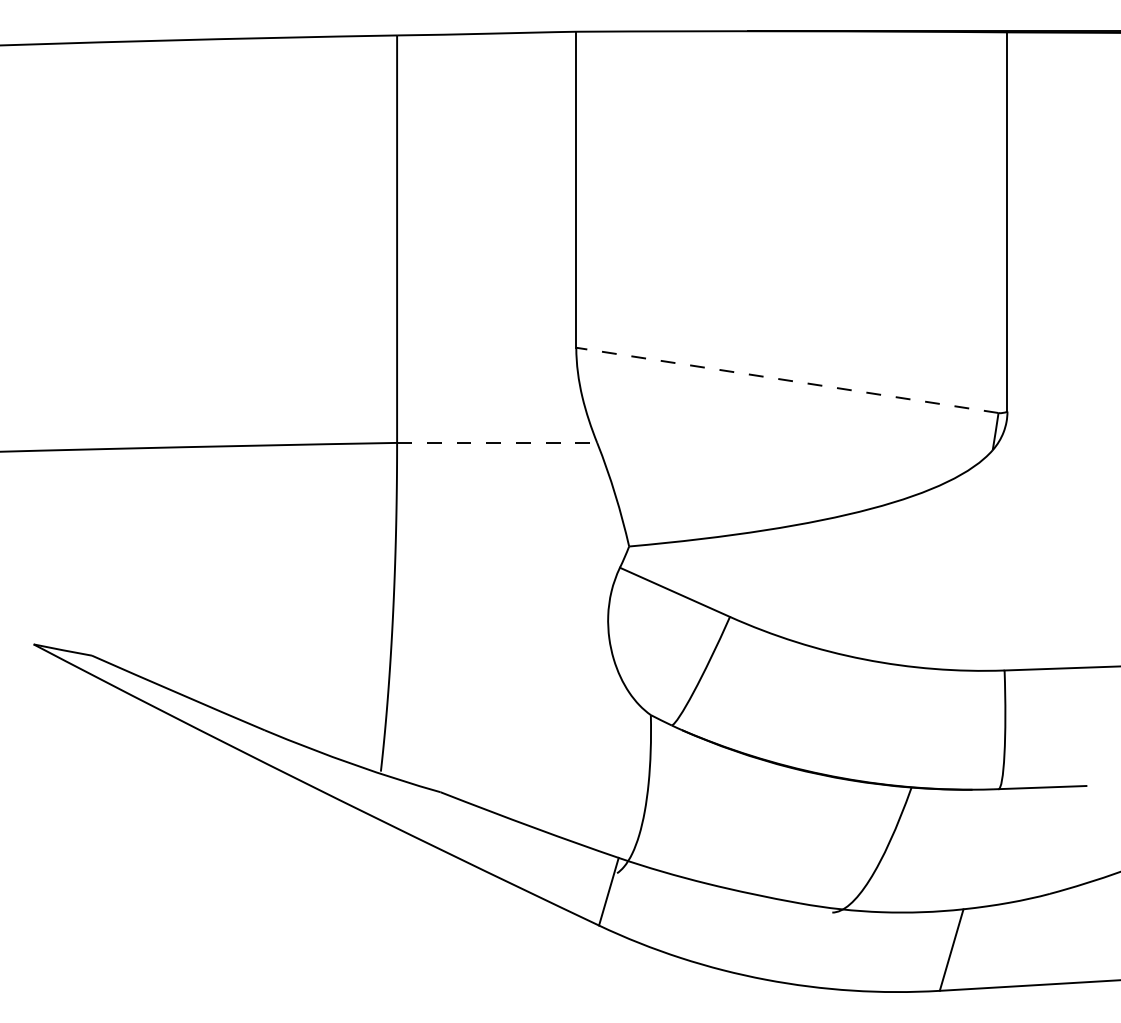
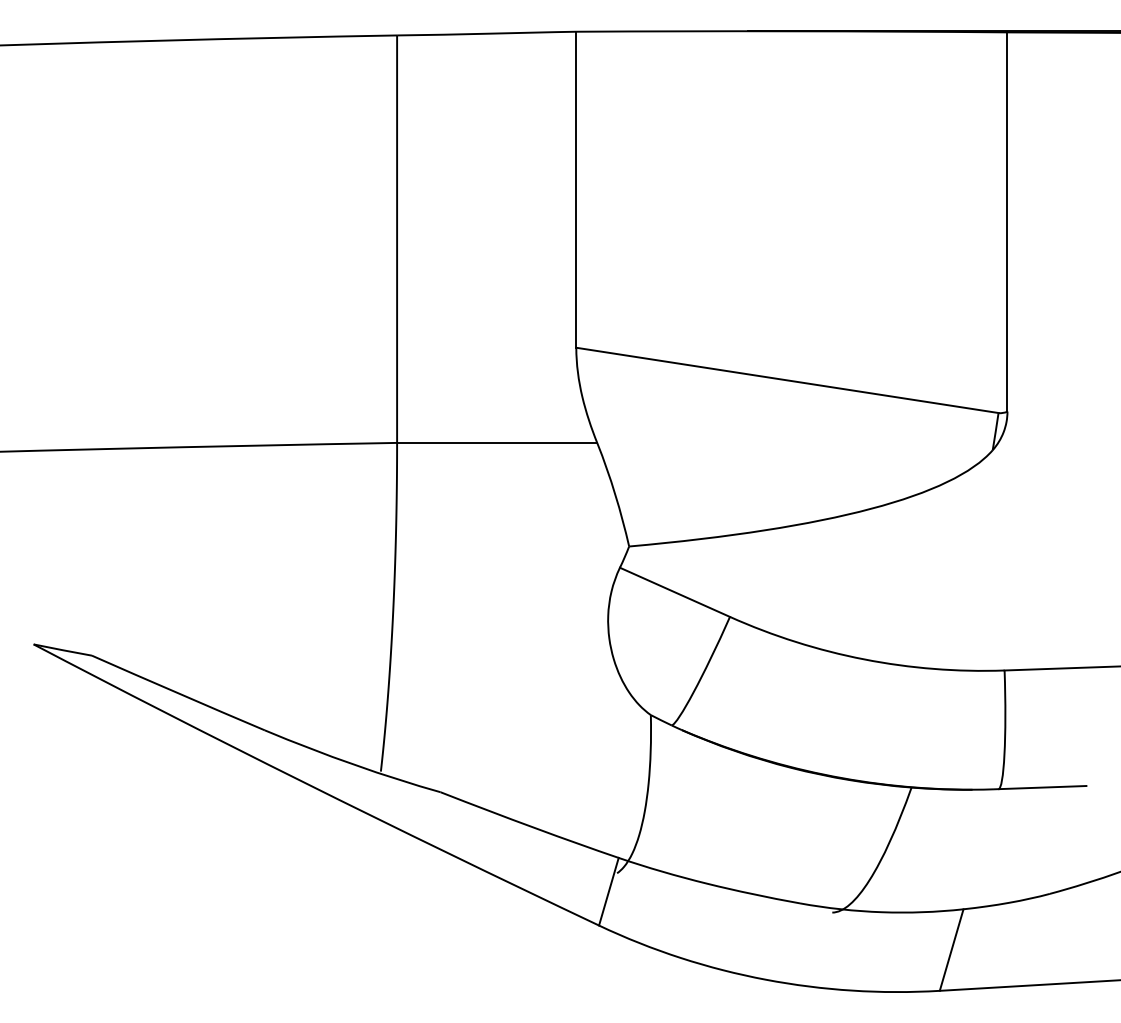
line: dashed -> solid (787, 380)
line: dashed -> solid (497, 442)
